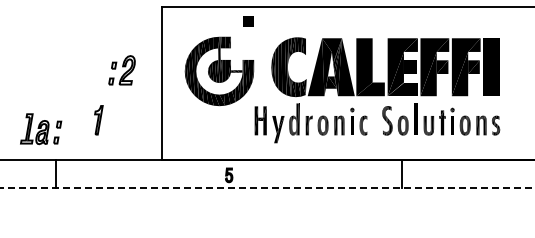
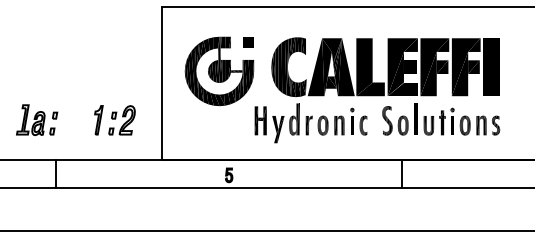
part position: (248, 21) -> (248, 42) (248, 42)
part position: (121, 70) -> (121, 120) (121, 120)
part position: (41, 129) -> (37, 120) (37, 120)
line: dashed -> solid (267, 188)
line: none -> present (266, 230)
